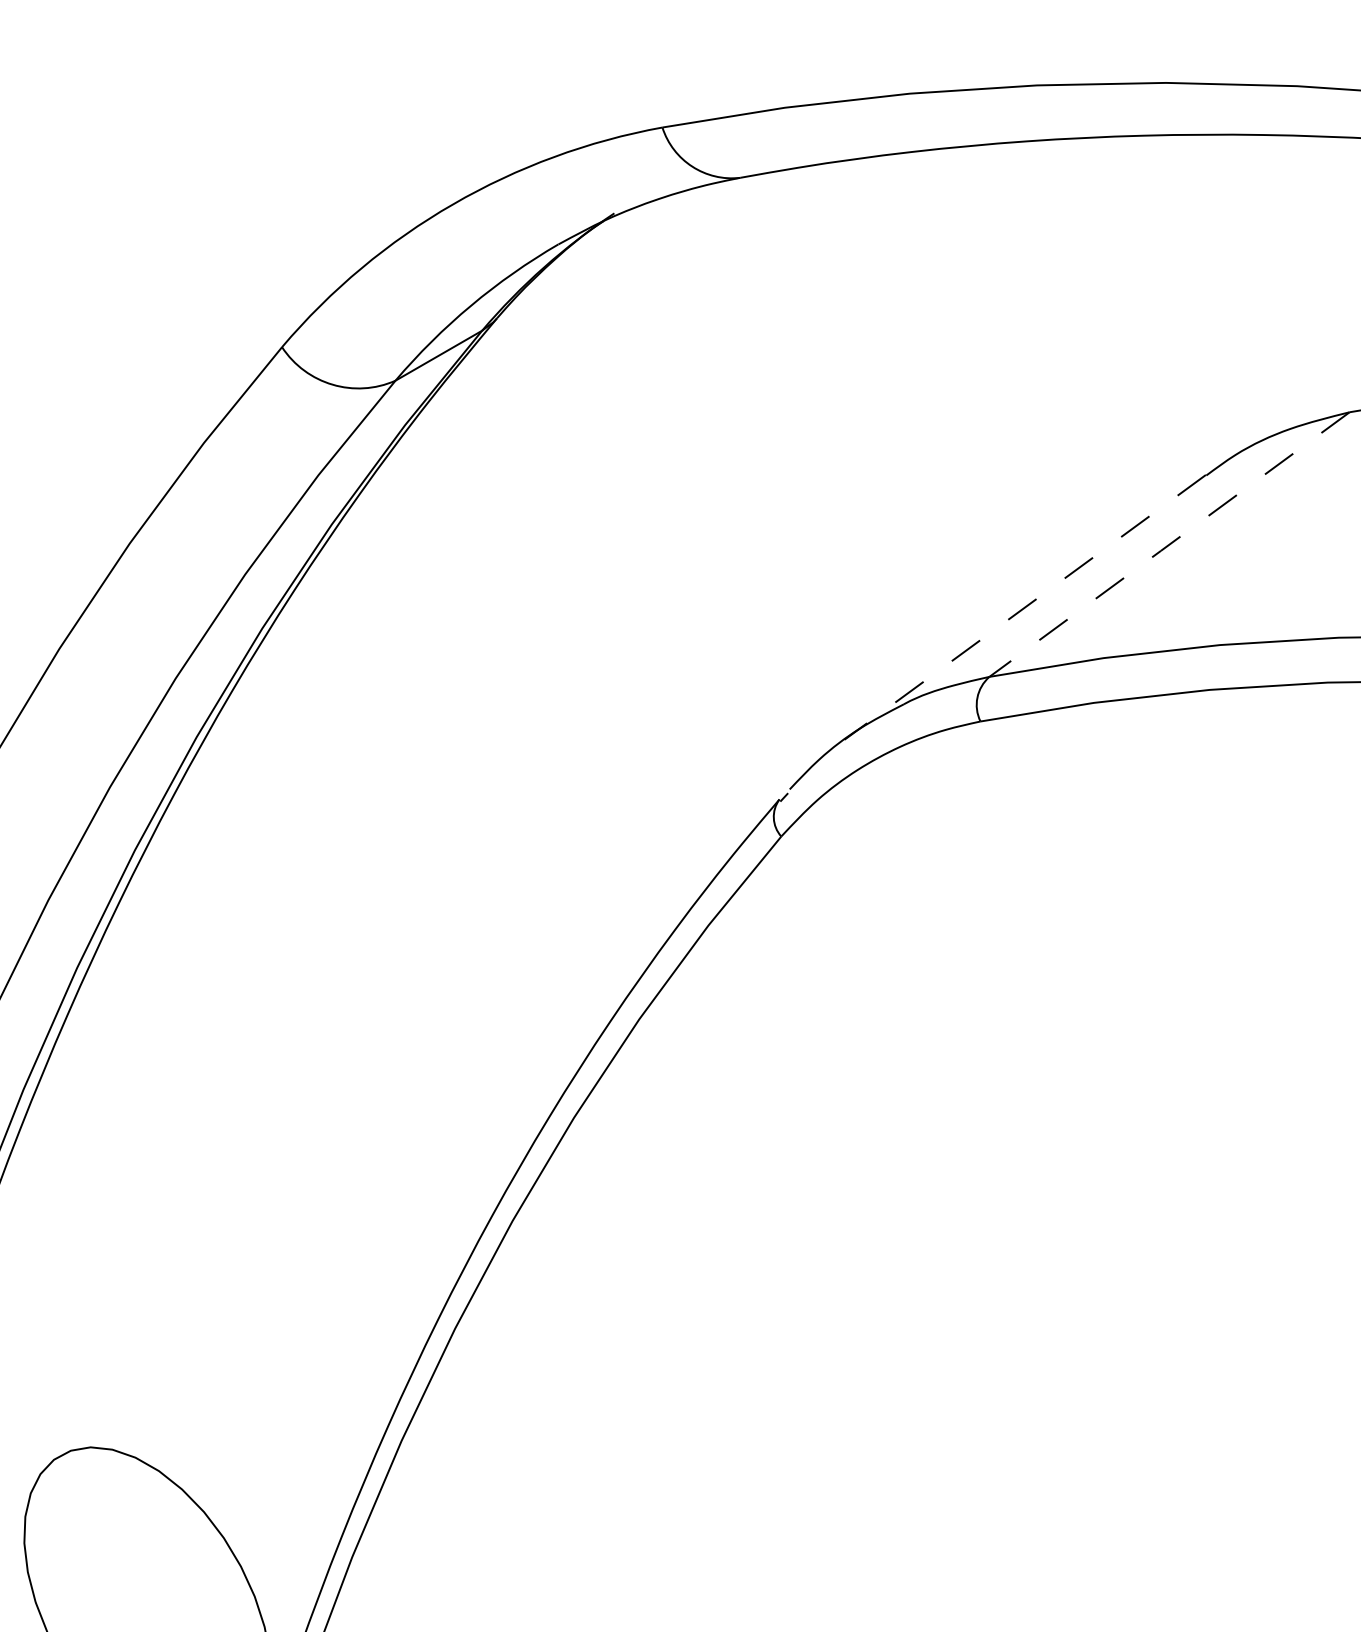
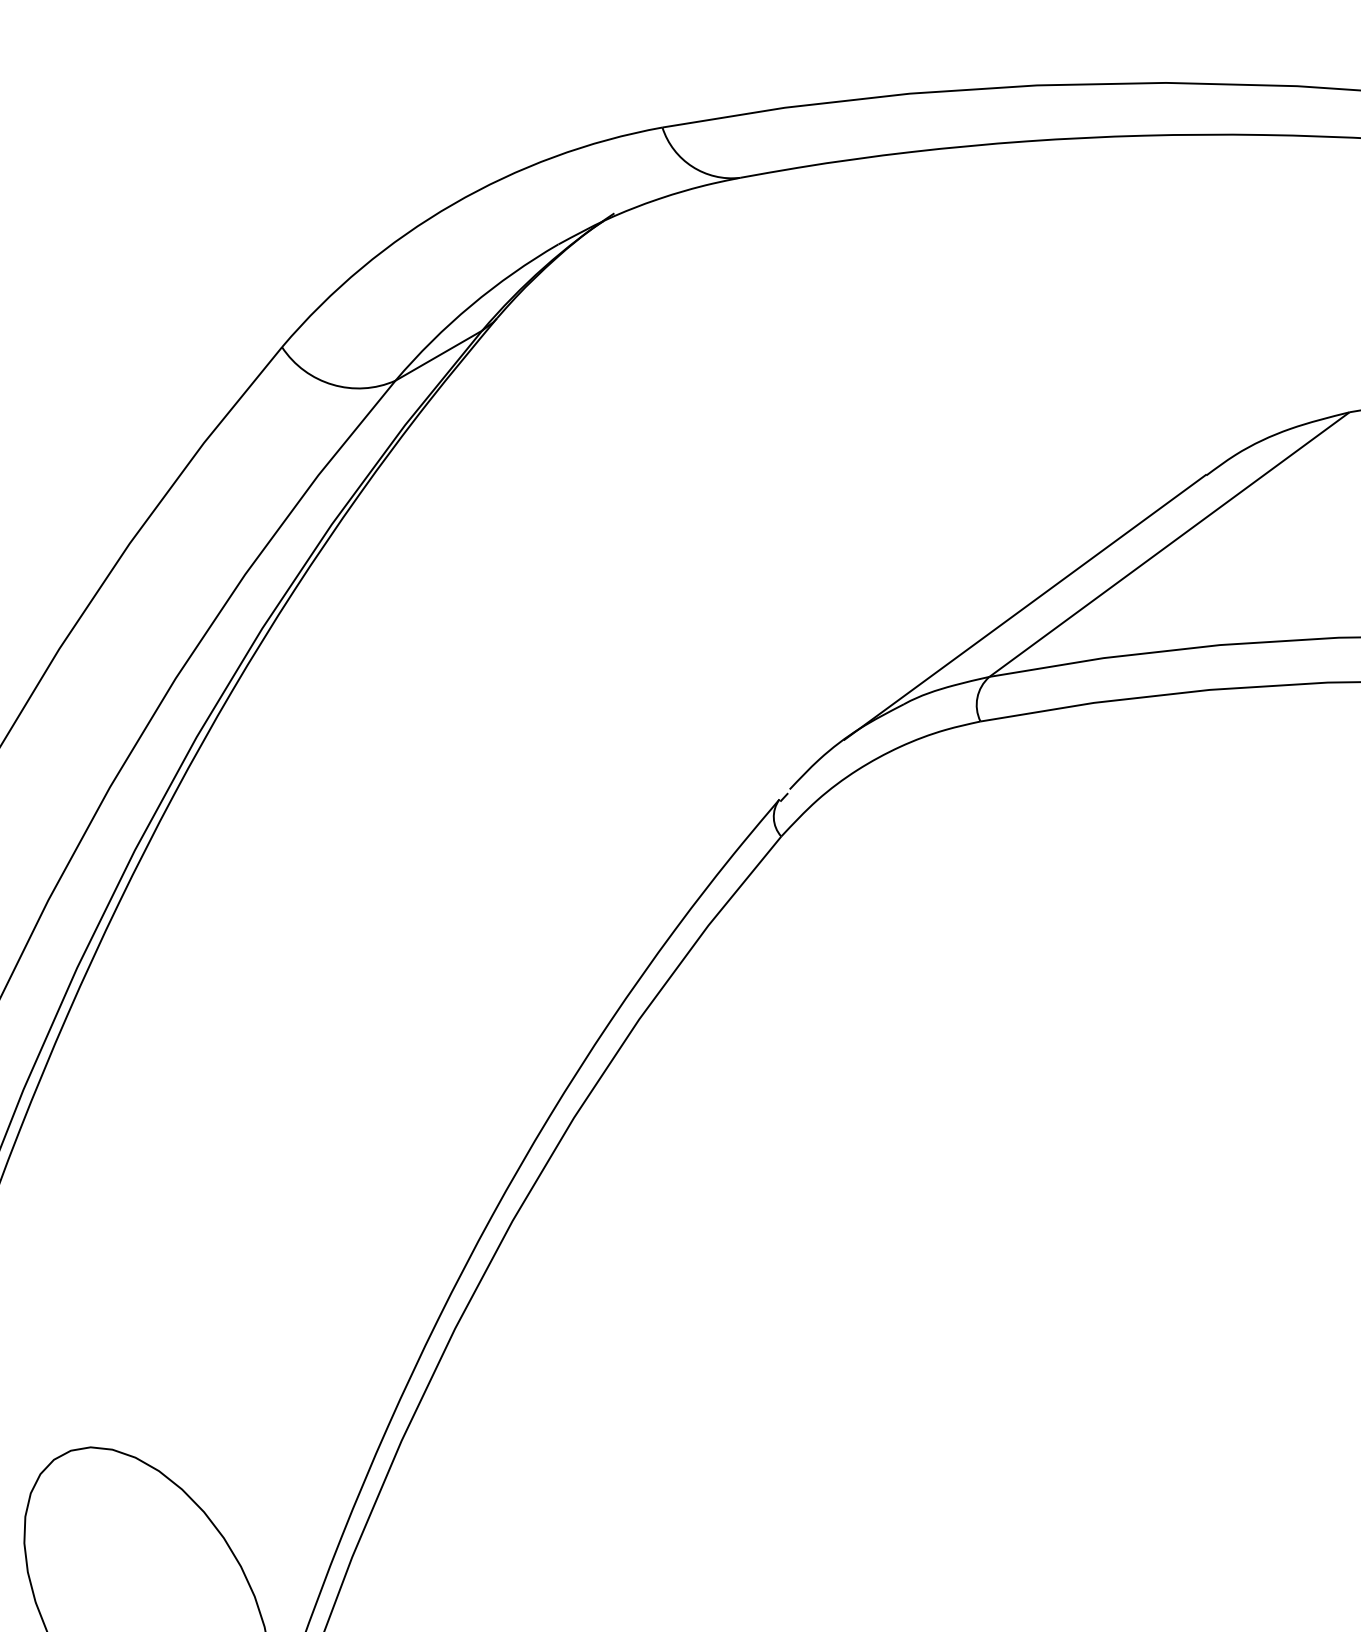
line: dashed -> solid (1169, 544)
line: dashed -> solid (1024, 607)
